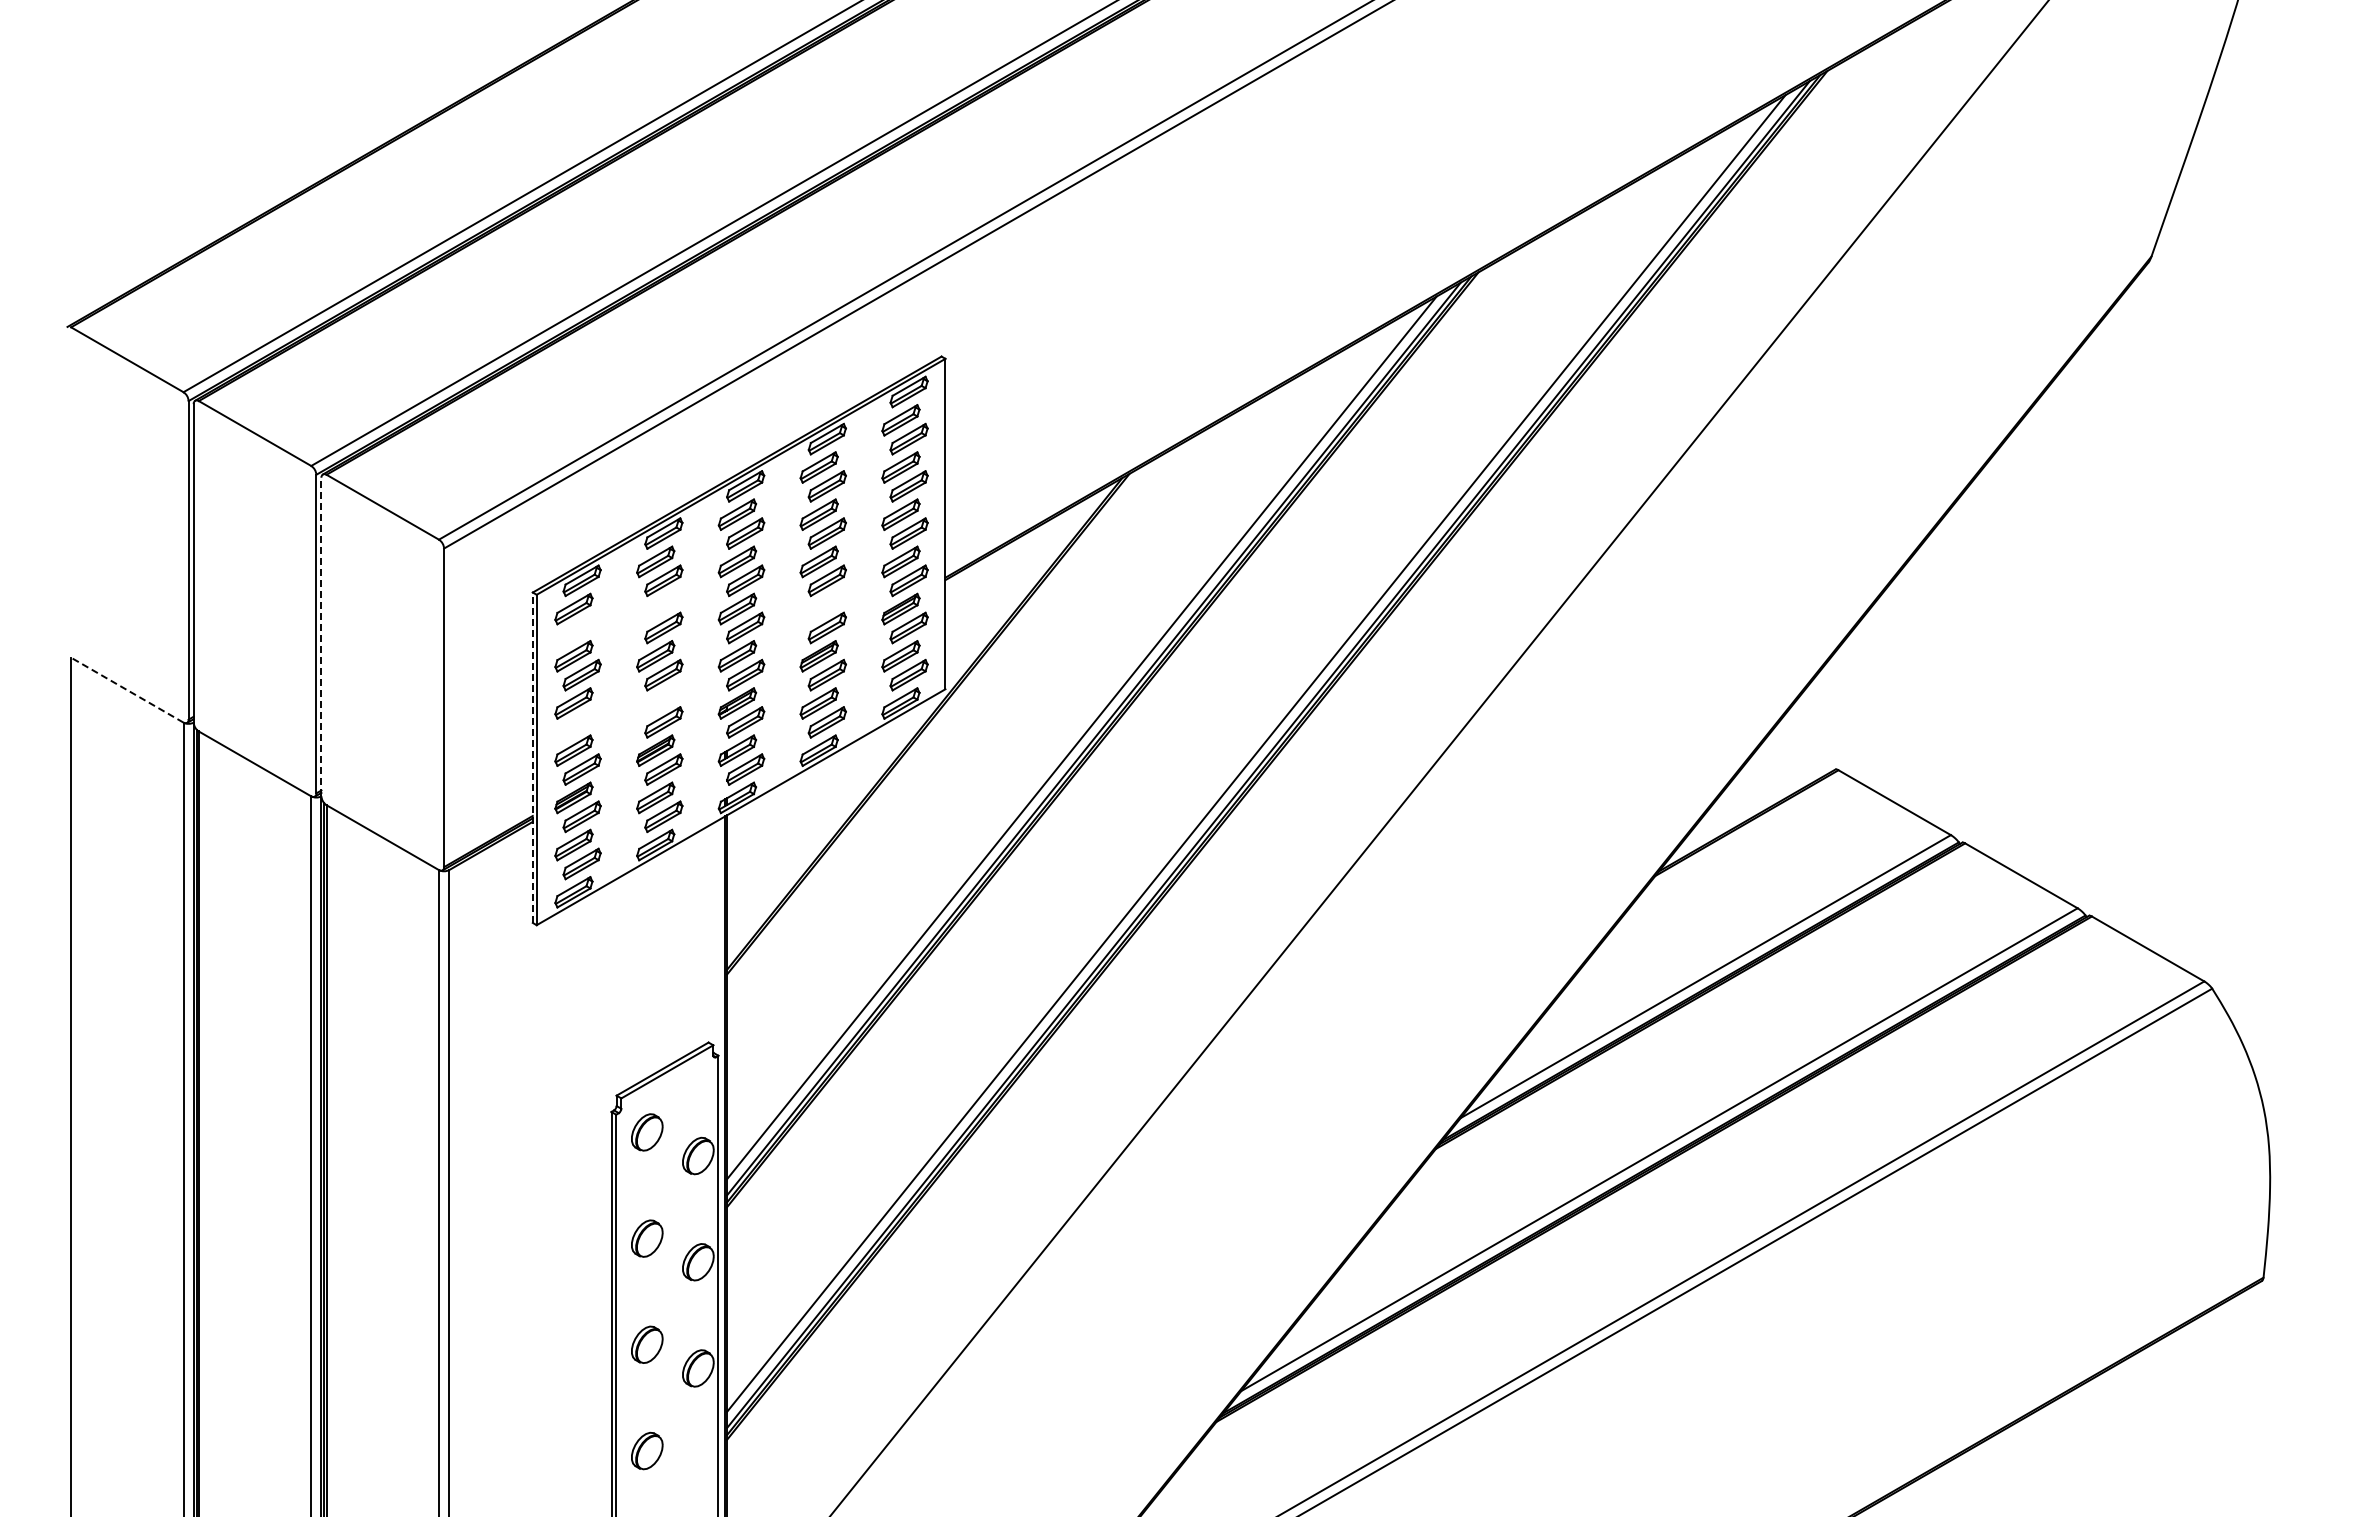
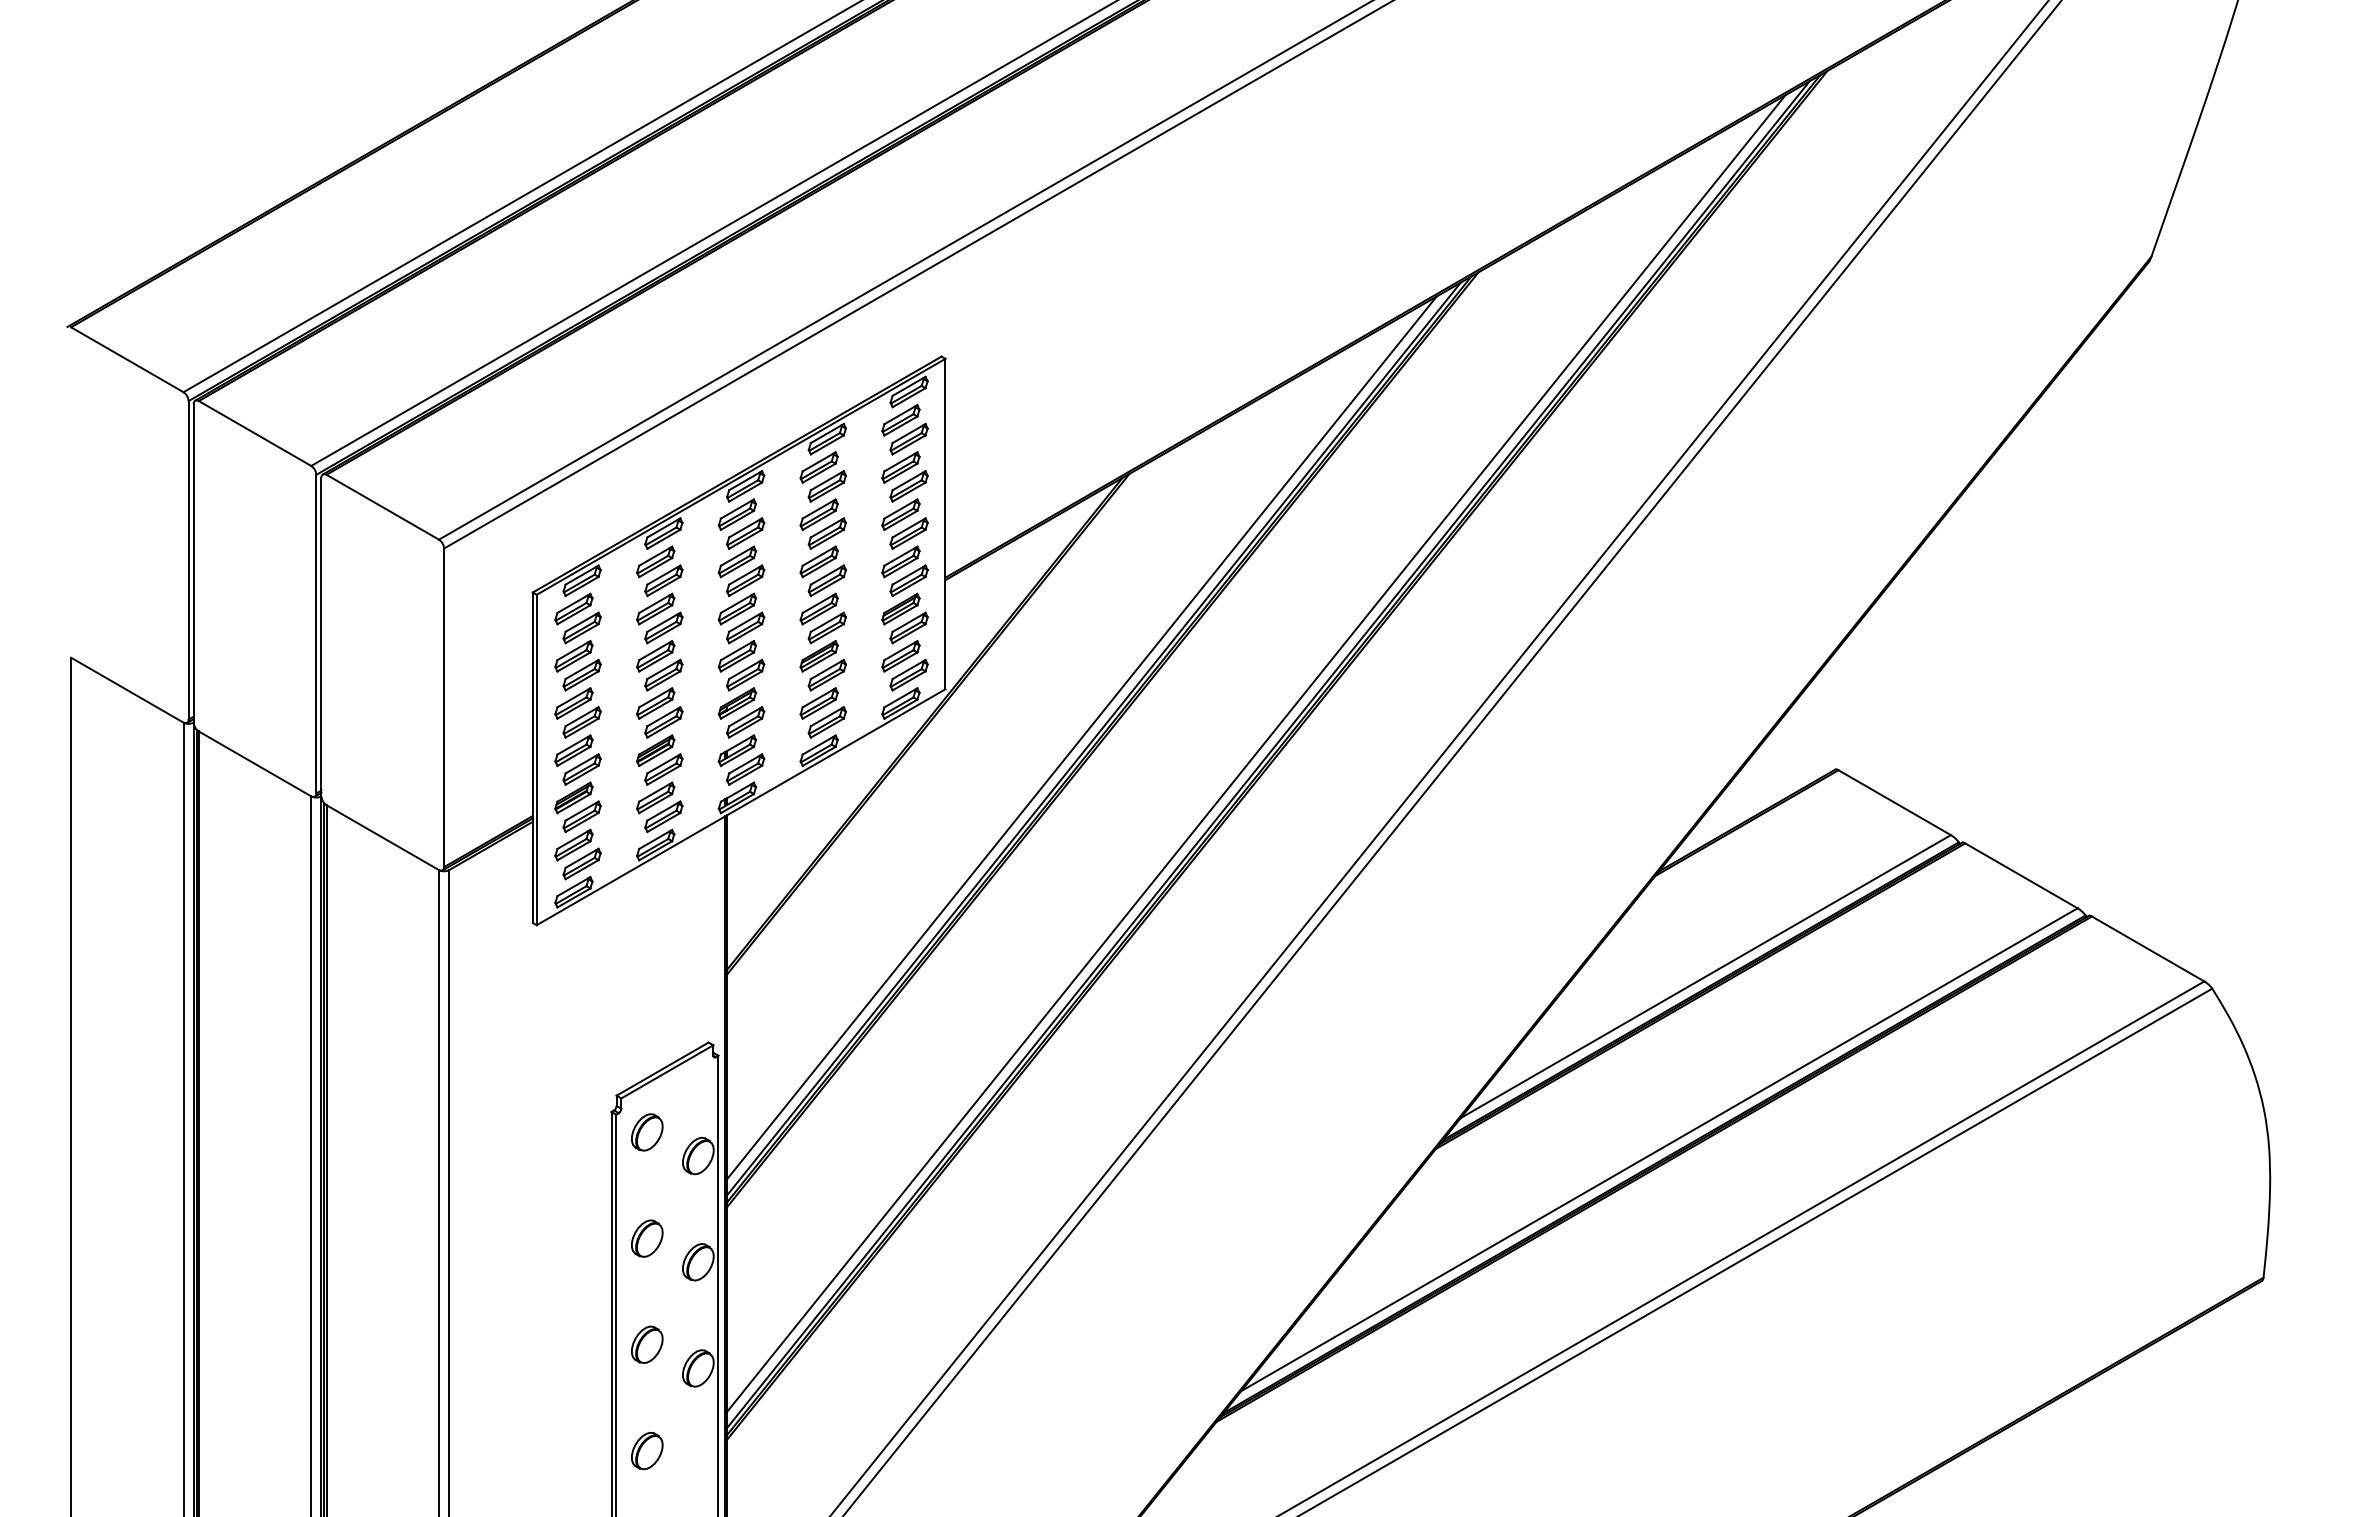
part: none -> present (655, 608)
part: none -> present (818, 608)
part: none -> present (581, 627)
line: dashed -> solid (321, 636)
line: dashed -> solid (127, 690)
part: none -> present (655, 703)
part: none -> present (581, 722)
line: dashed -> solid (532, 757)
line: none -> present (1452, 757)
